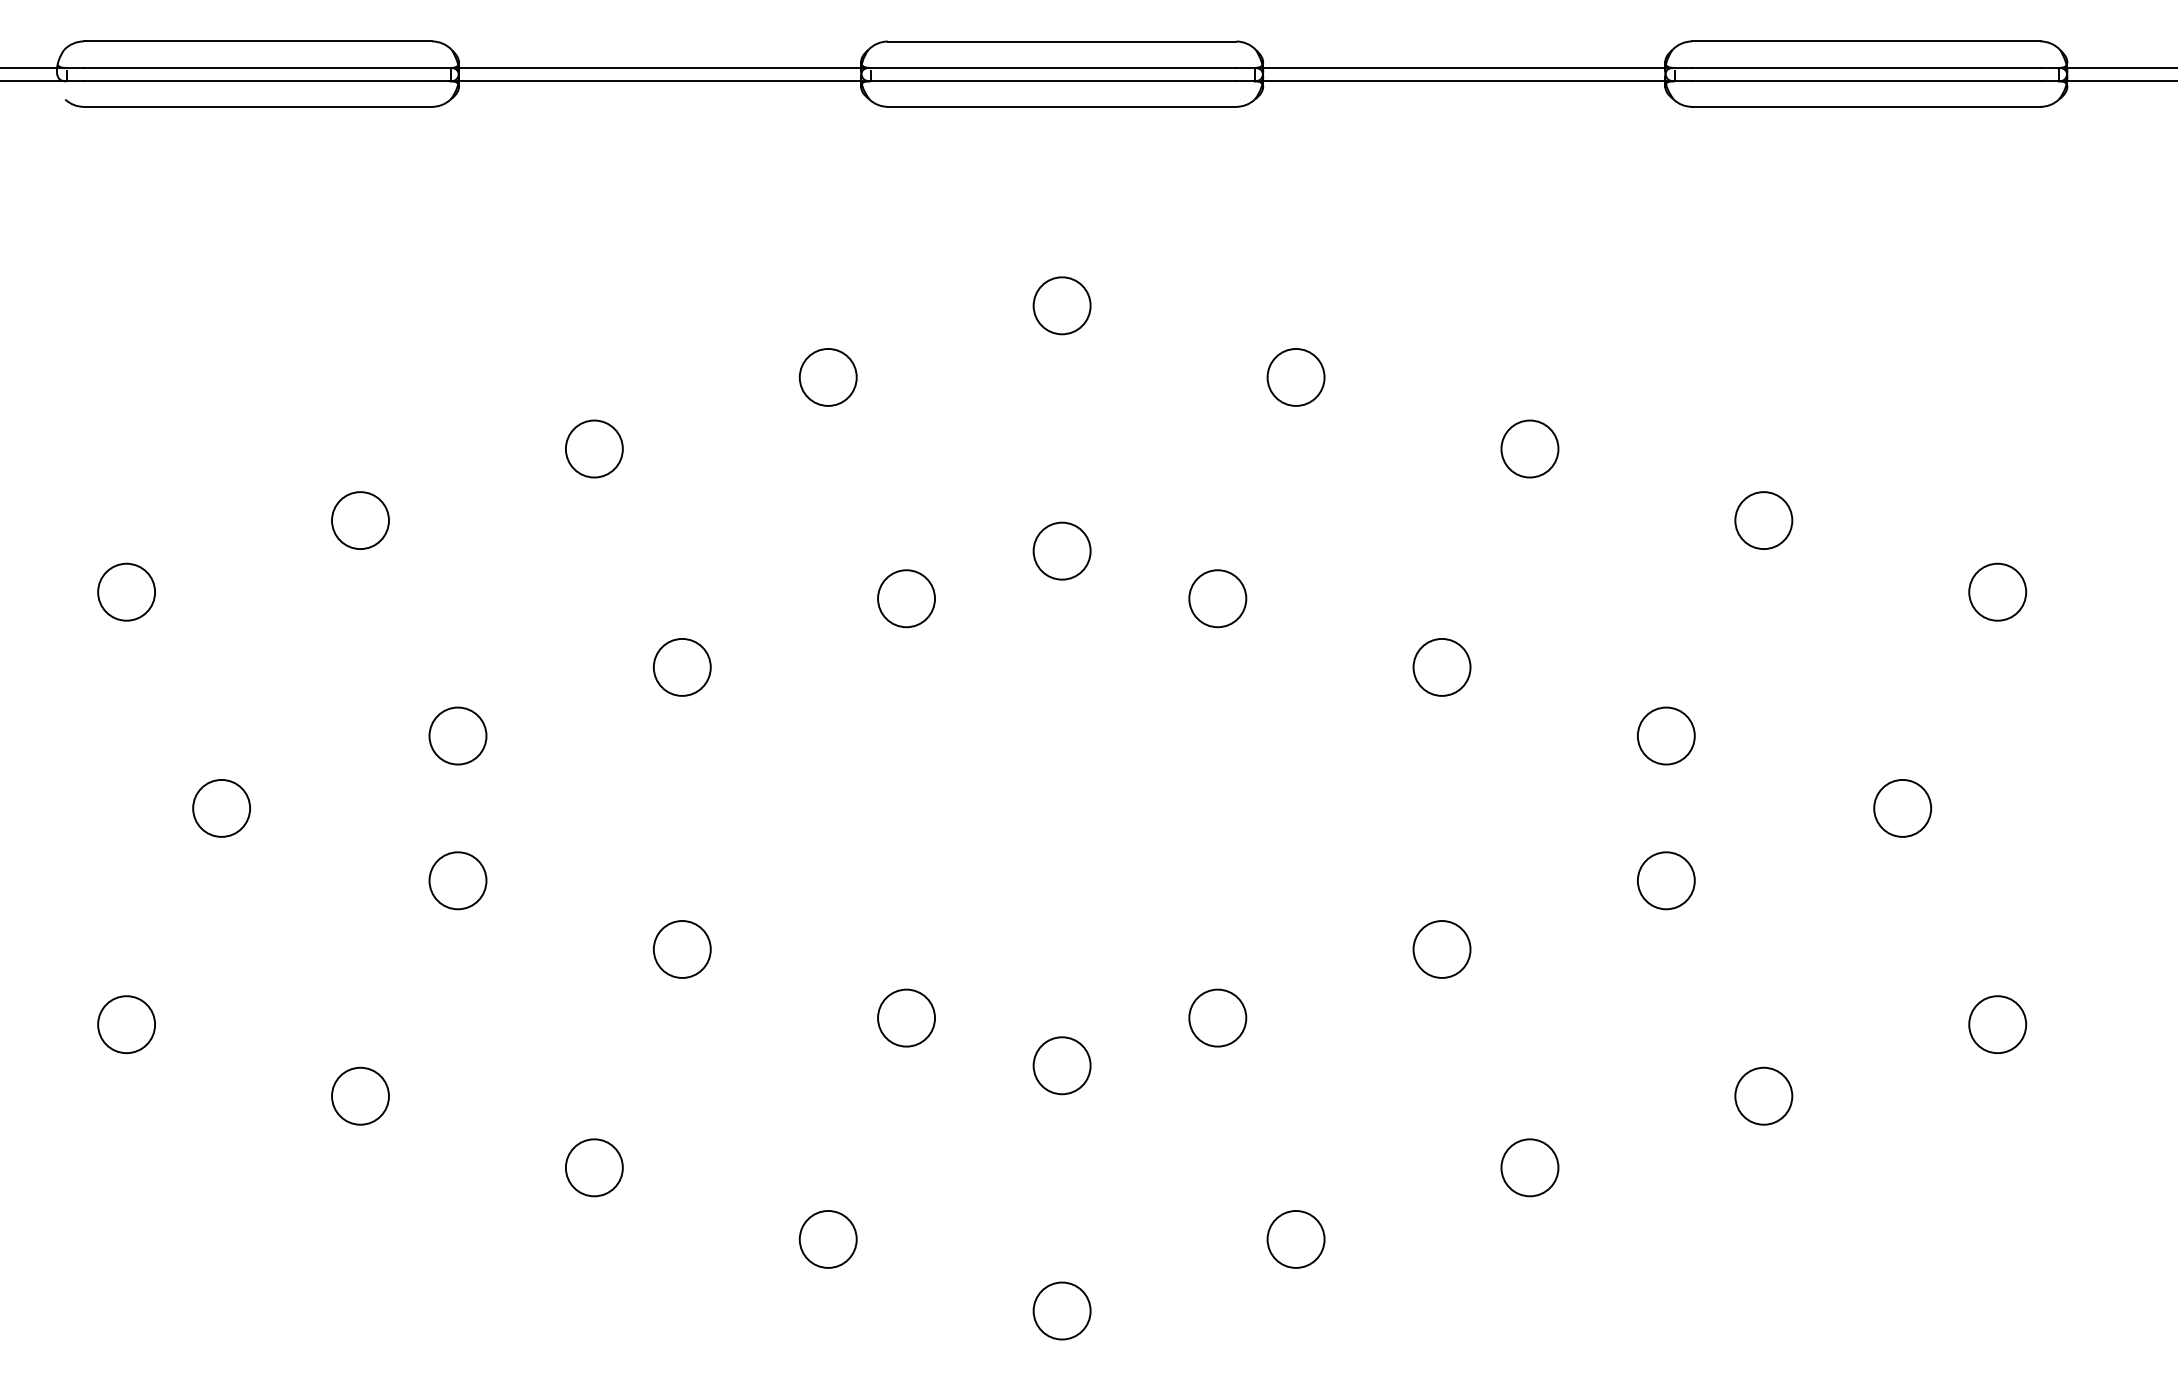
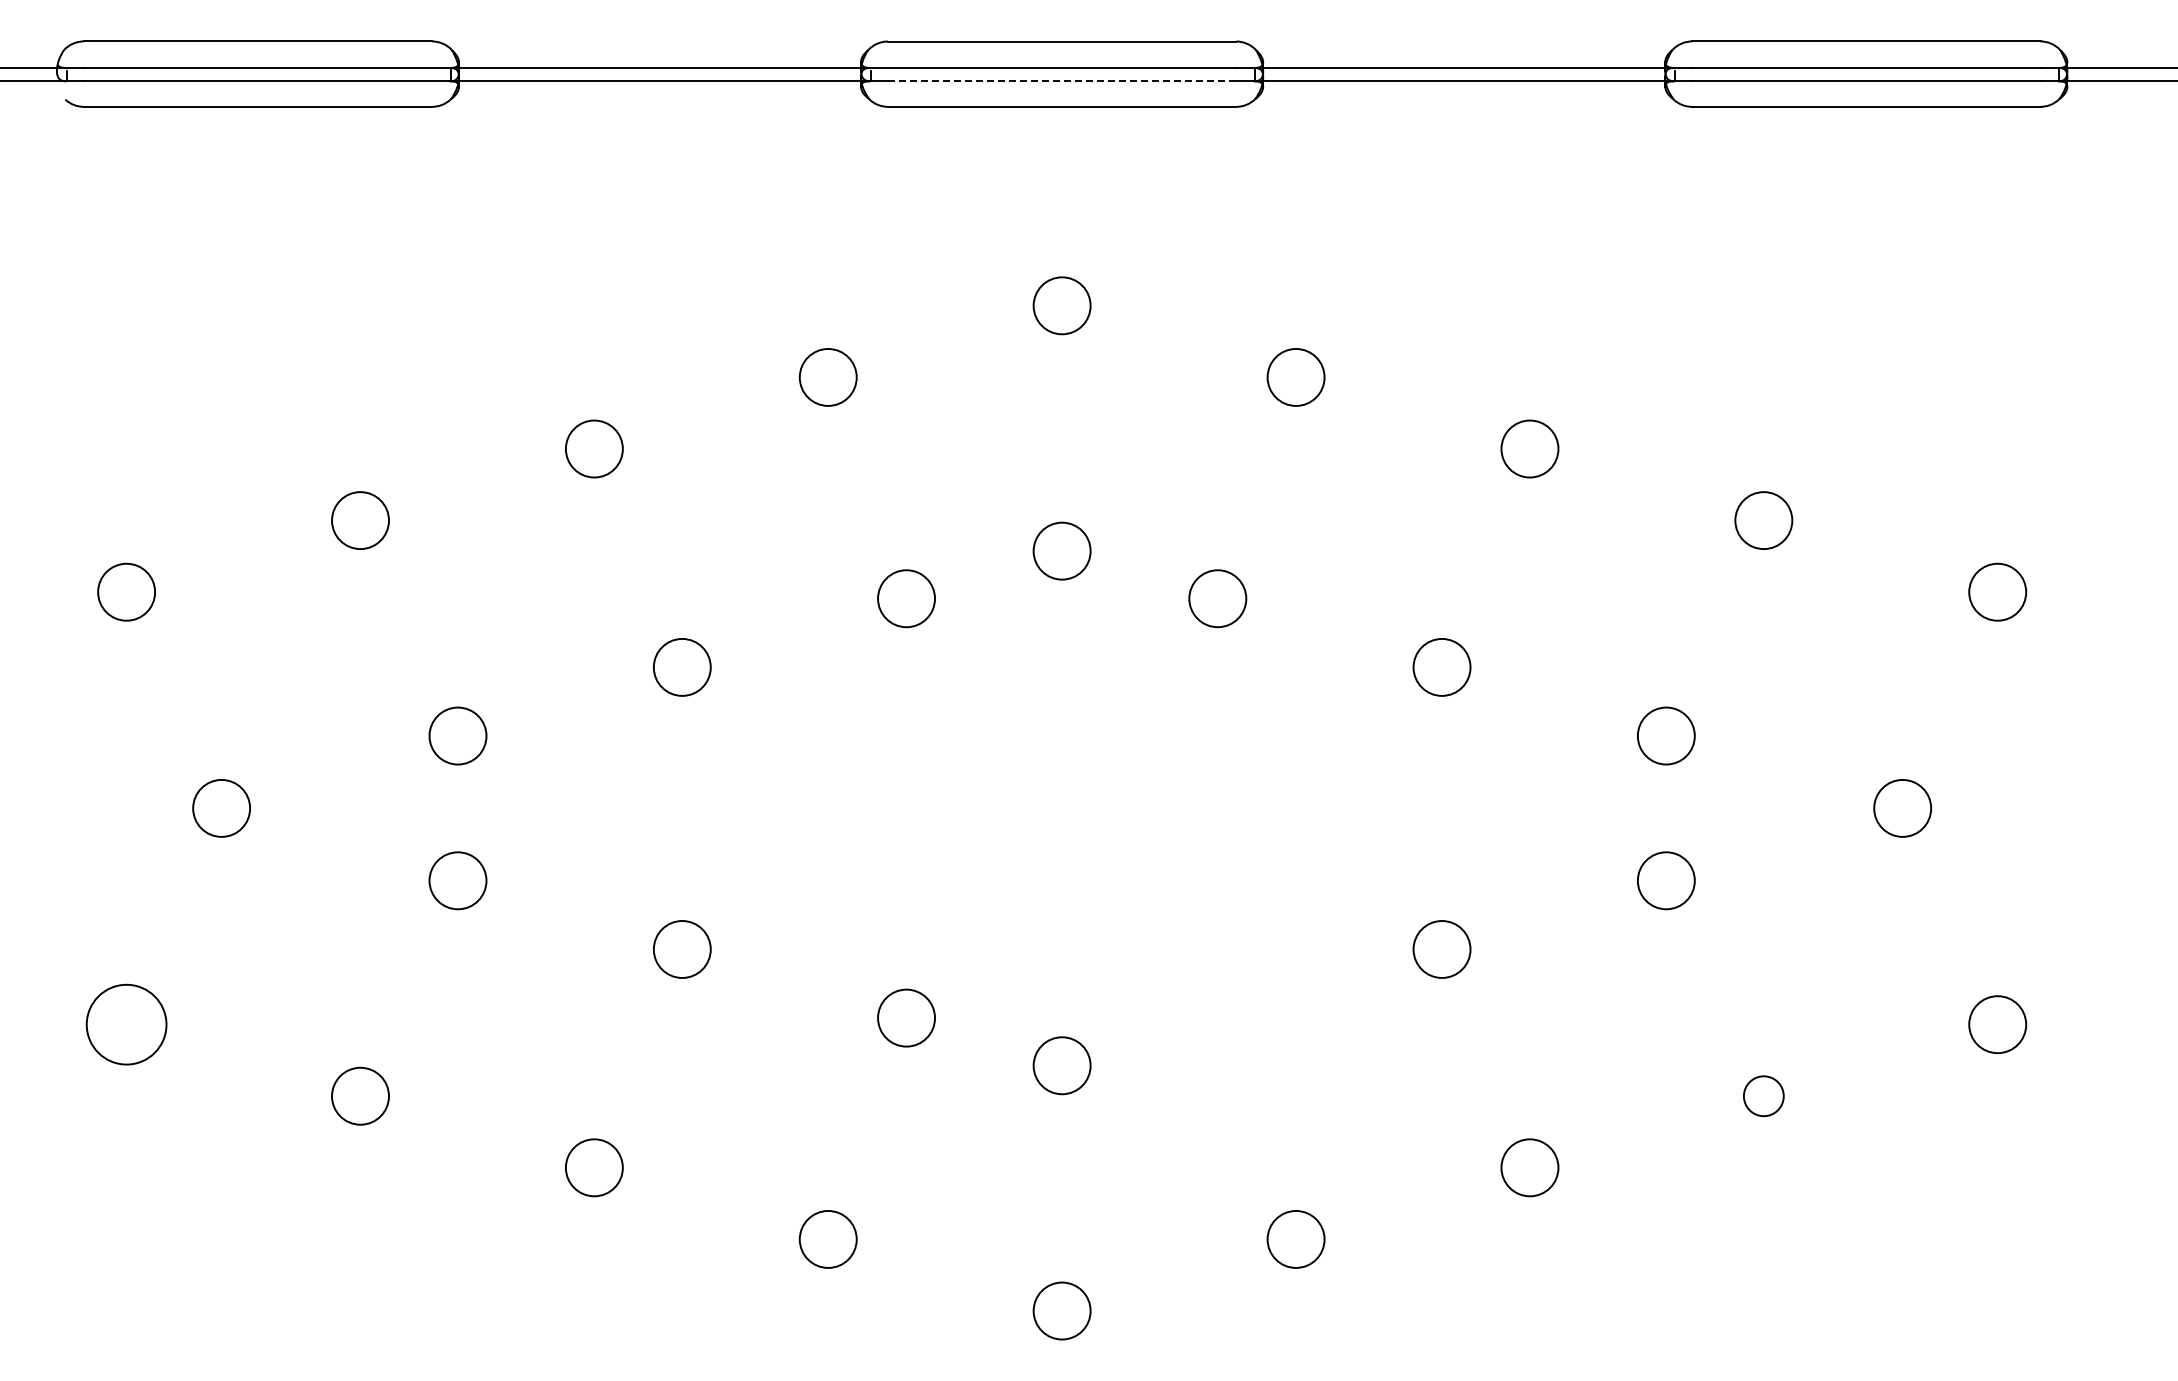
line: solid -> dashed (1061, 81)
circle: present -> none (1217, 1017)
circle diameter: 57 px -> 80 px (126, 1024)
circle diameter: 57 px -> 40 px (1763, 1096)
